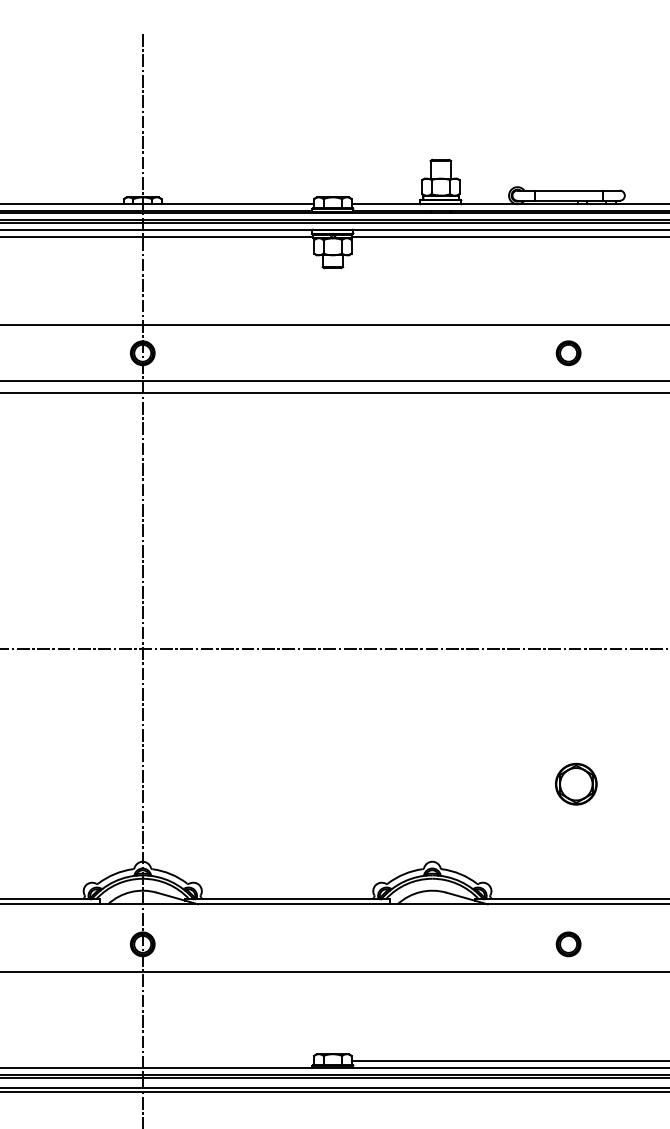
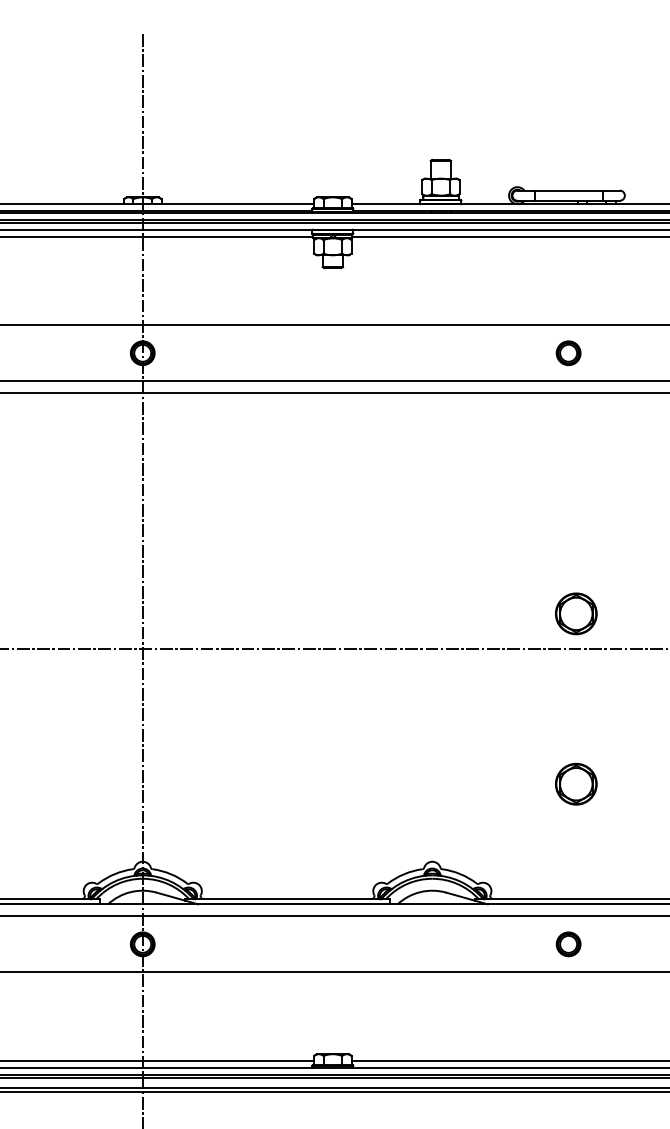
part: none -> present (576, 613)
line: none -> present (334, 916)
line: none -> present (158, 1061)
